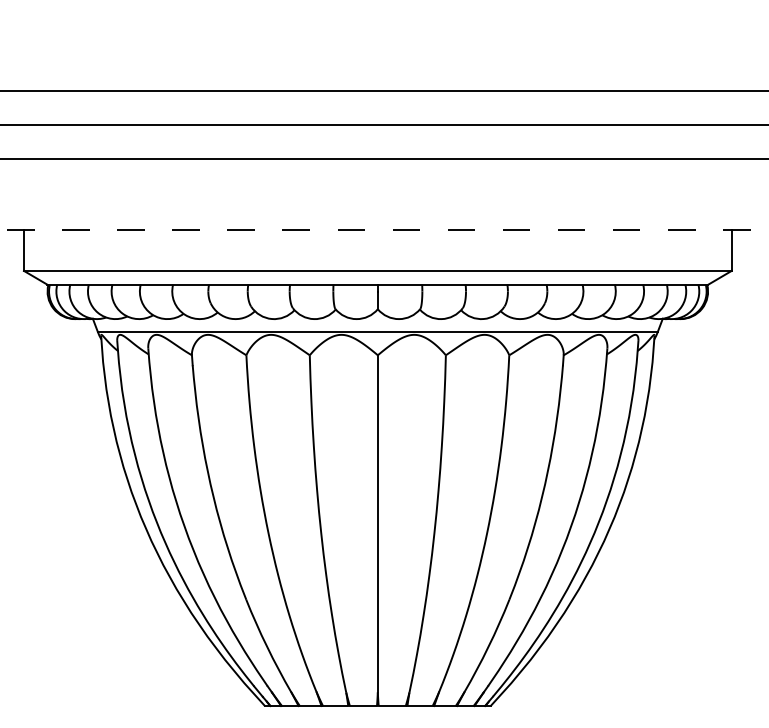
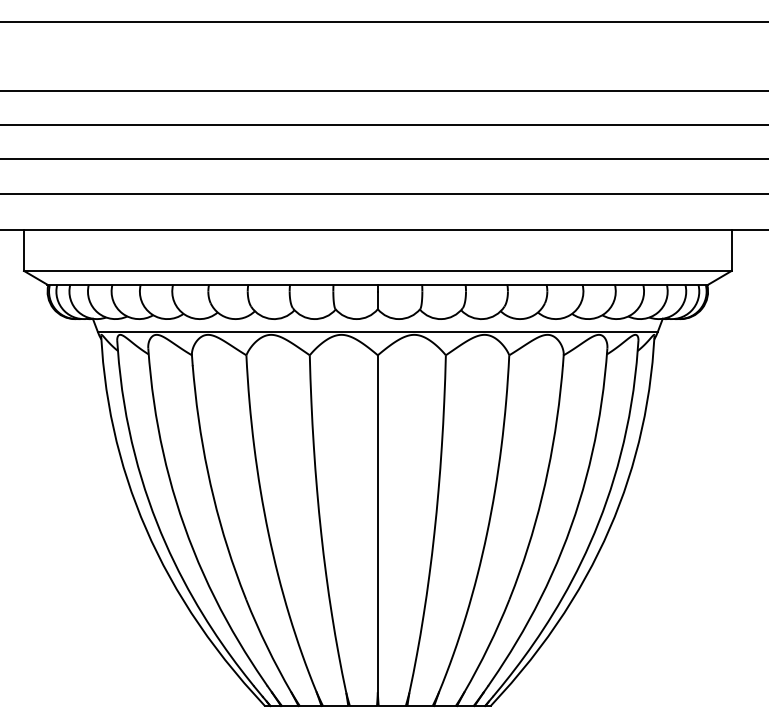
line: none -> present (383, 21)
line: none -> present (383, 194)
line: dashed -> solid (384, 229)
